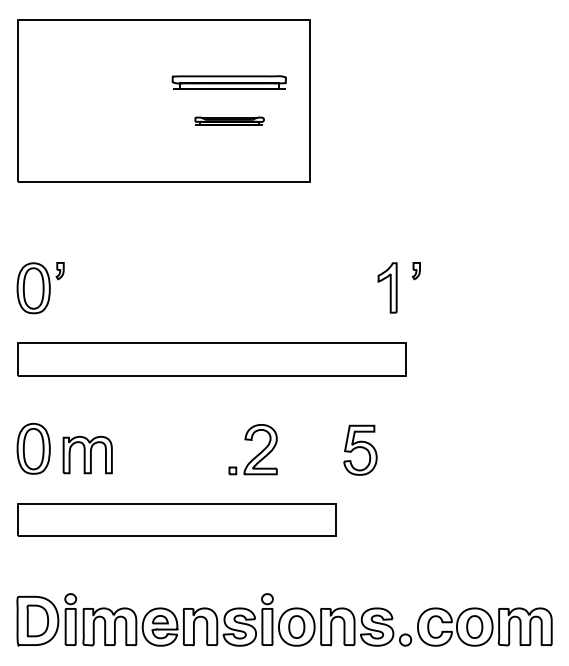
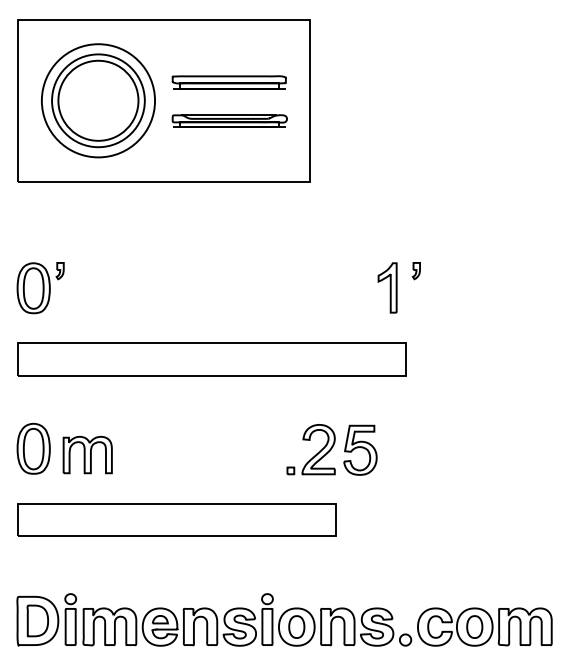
part: none -> present (98, 100)
part size: 71x10 px -> 117x14 px (229, 120)
part position: (257, 454) -> (315, 454) (315, 454)
